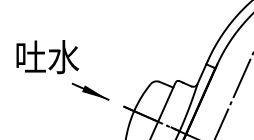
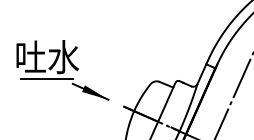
line: none -> present (46, 78)
